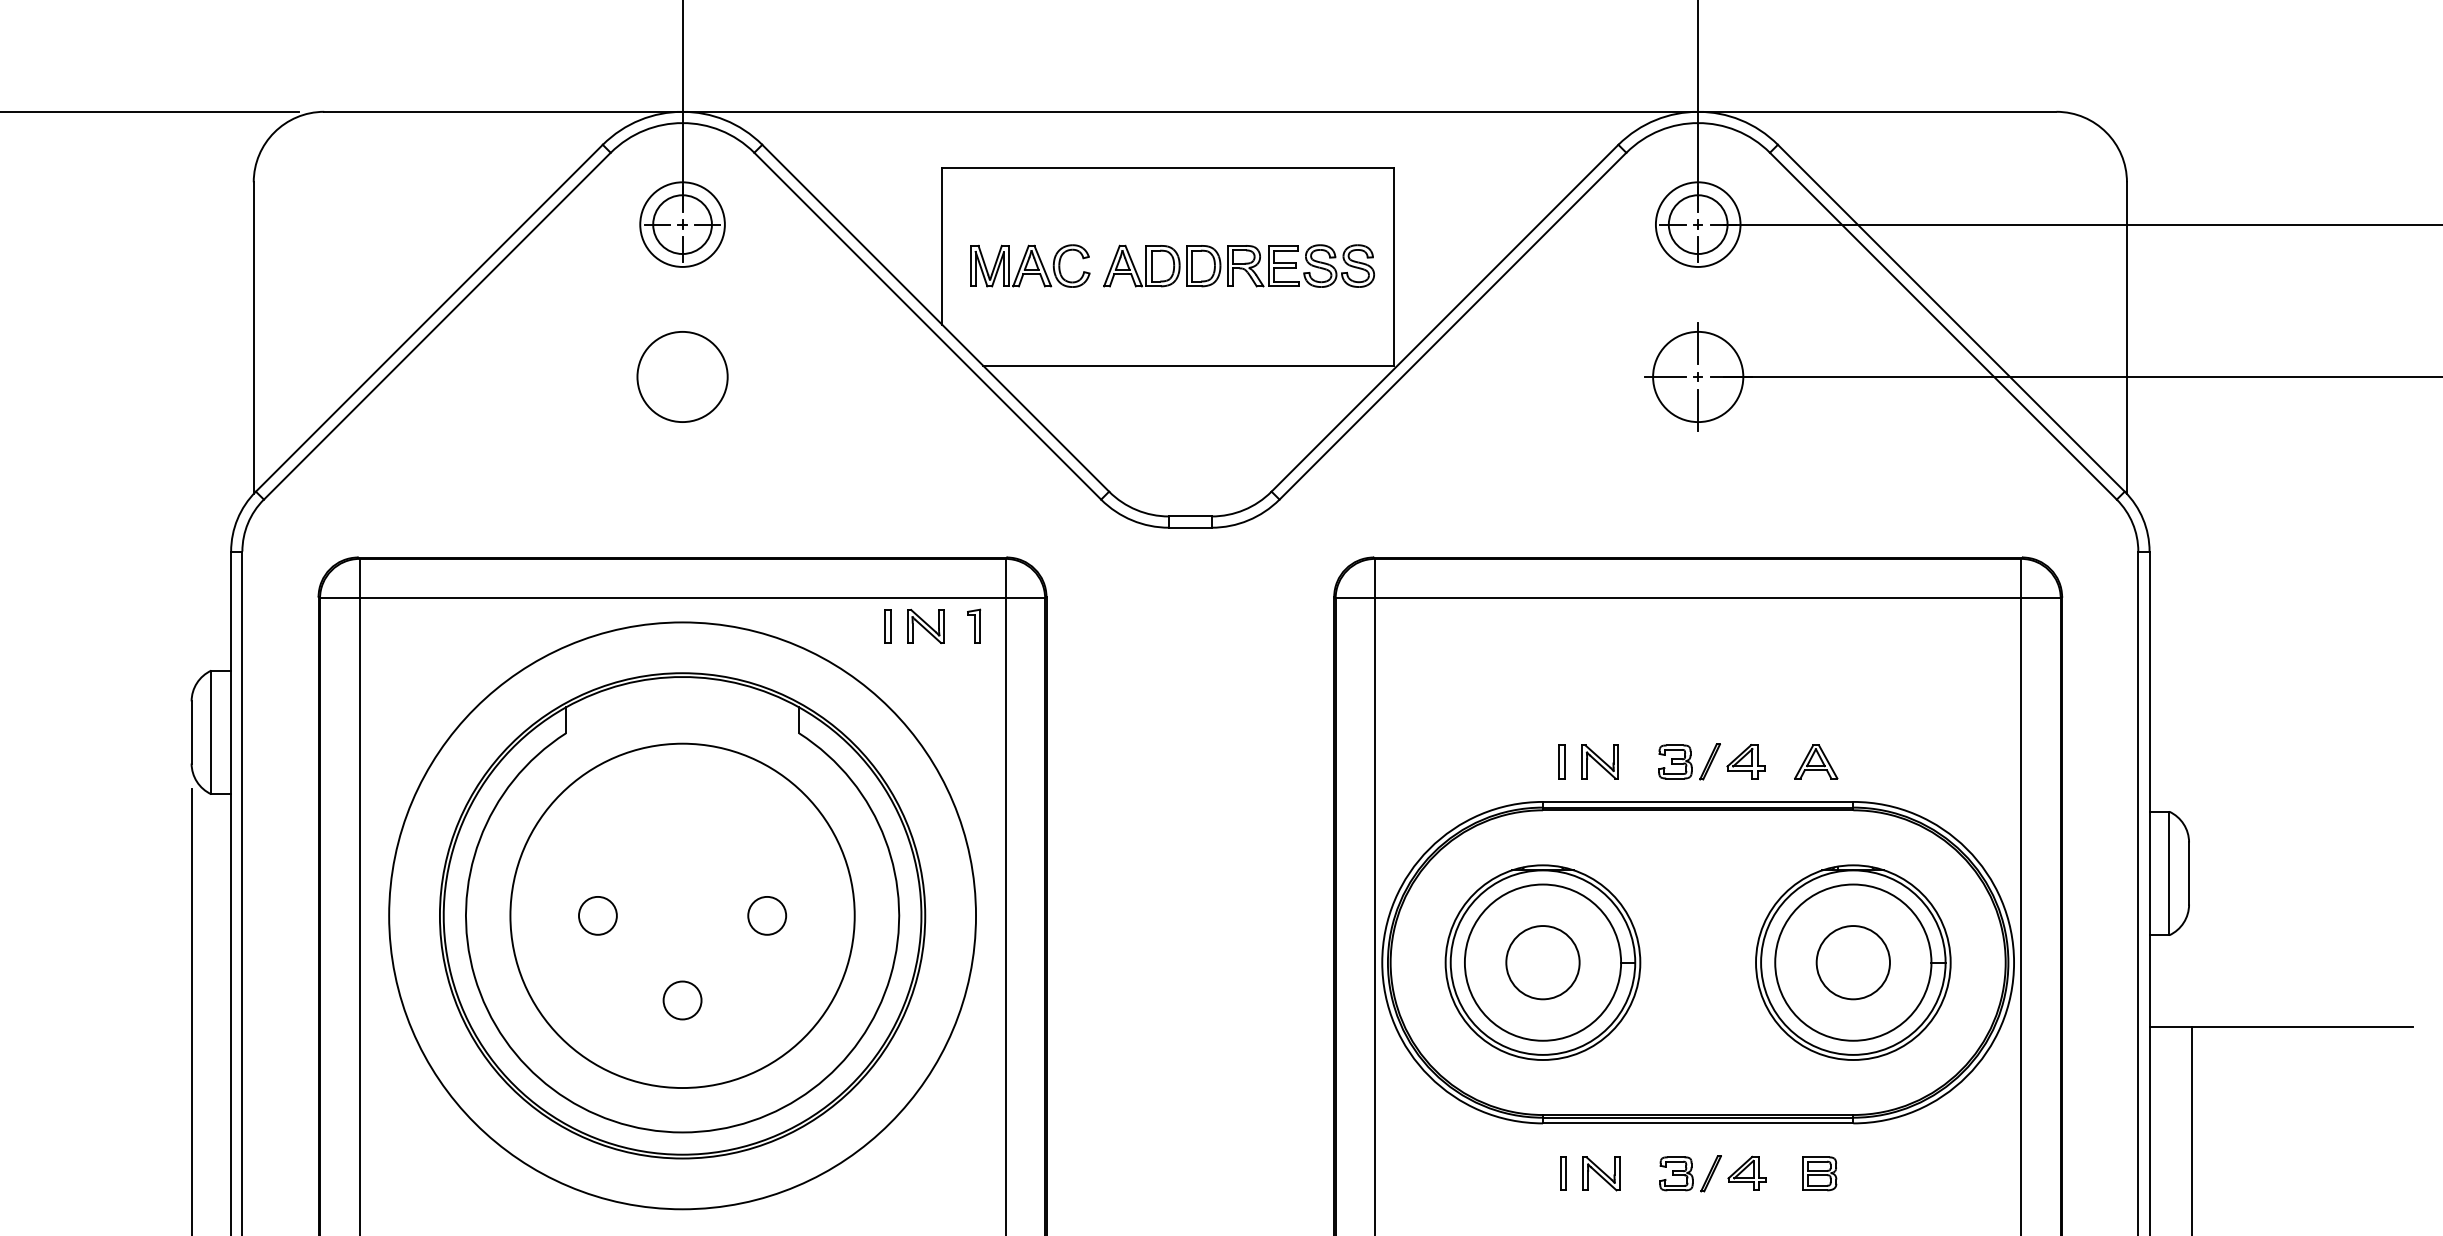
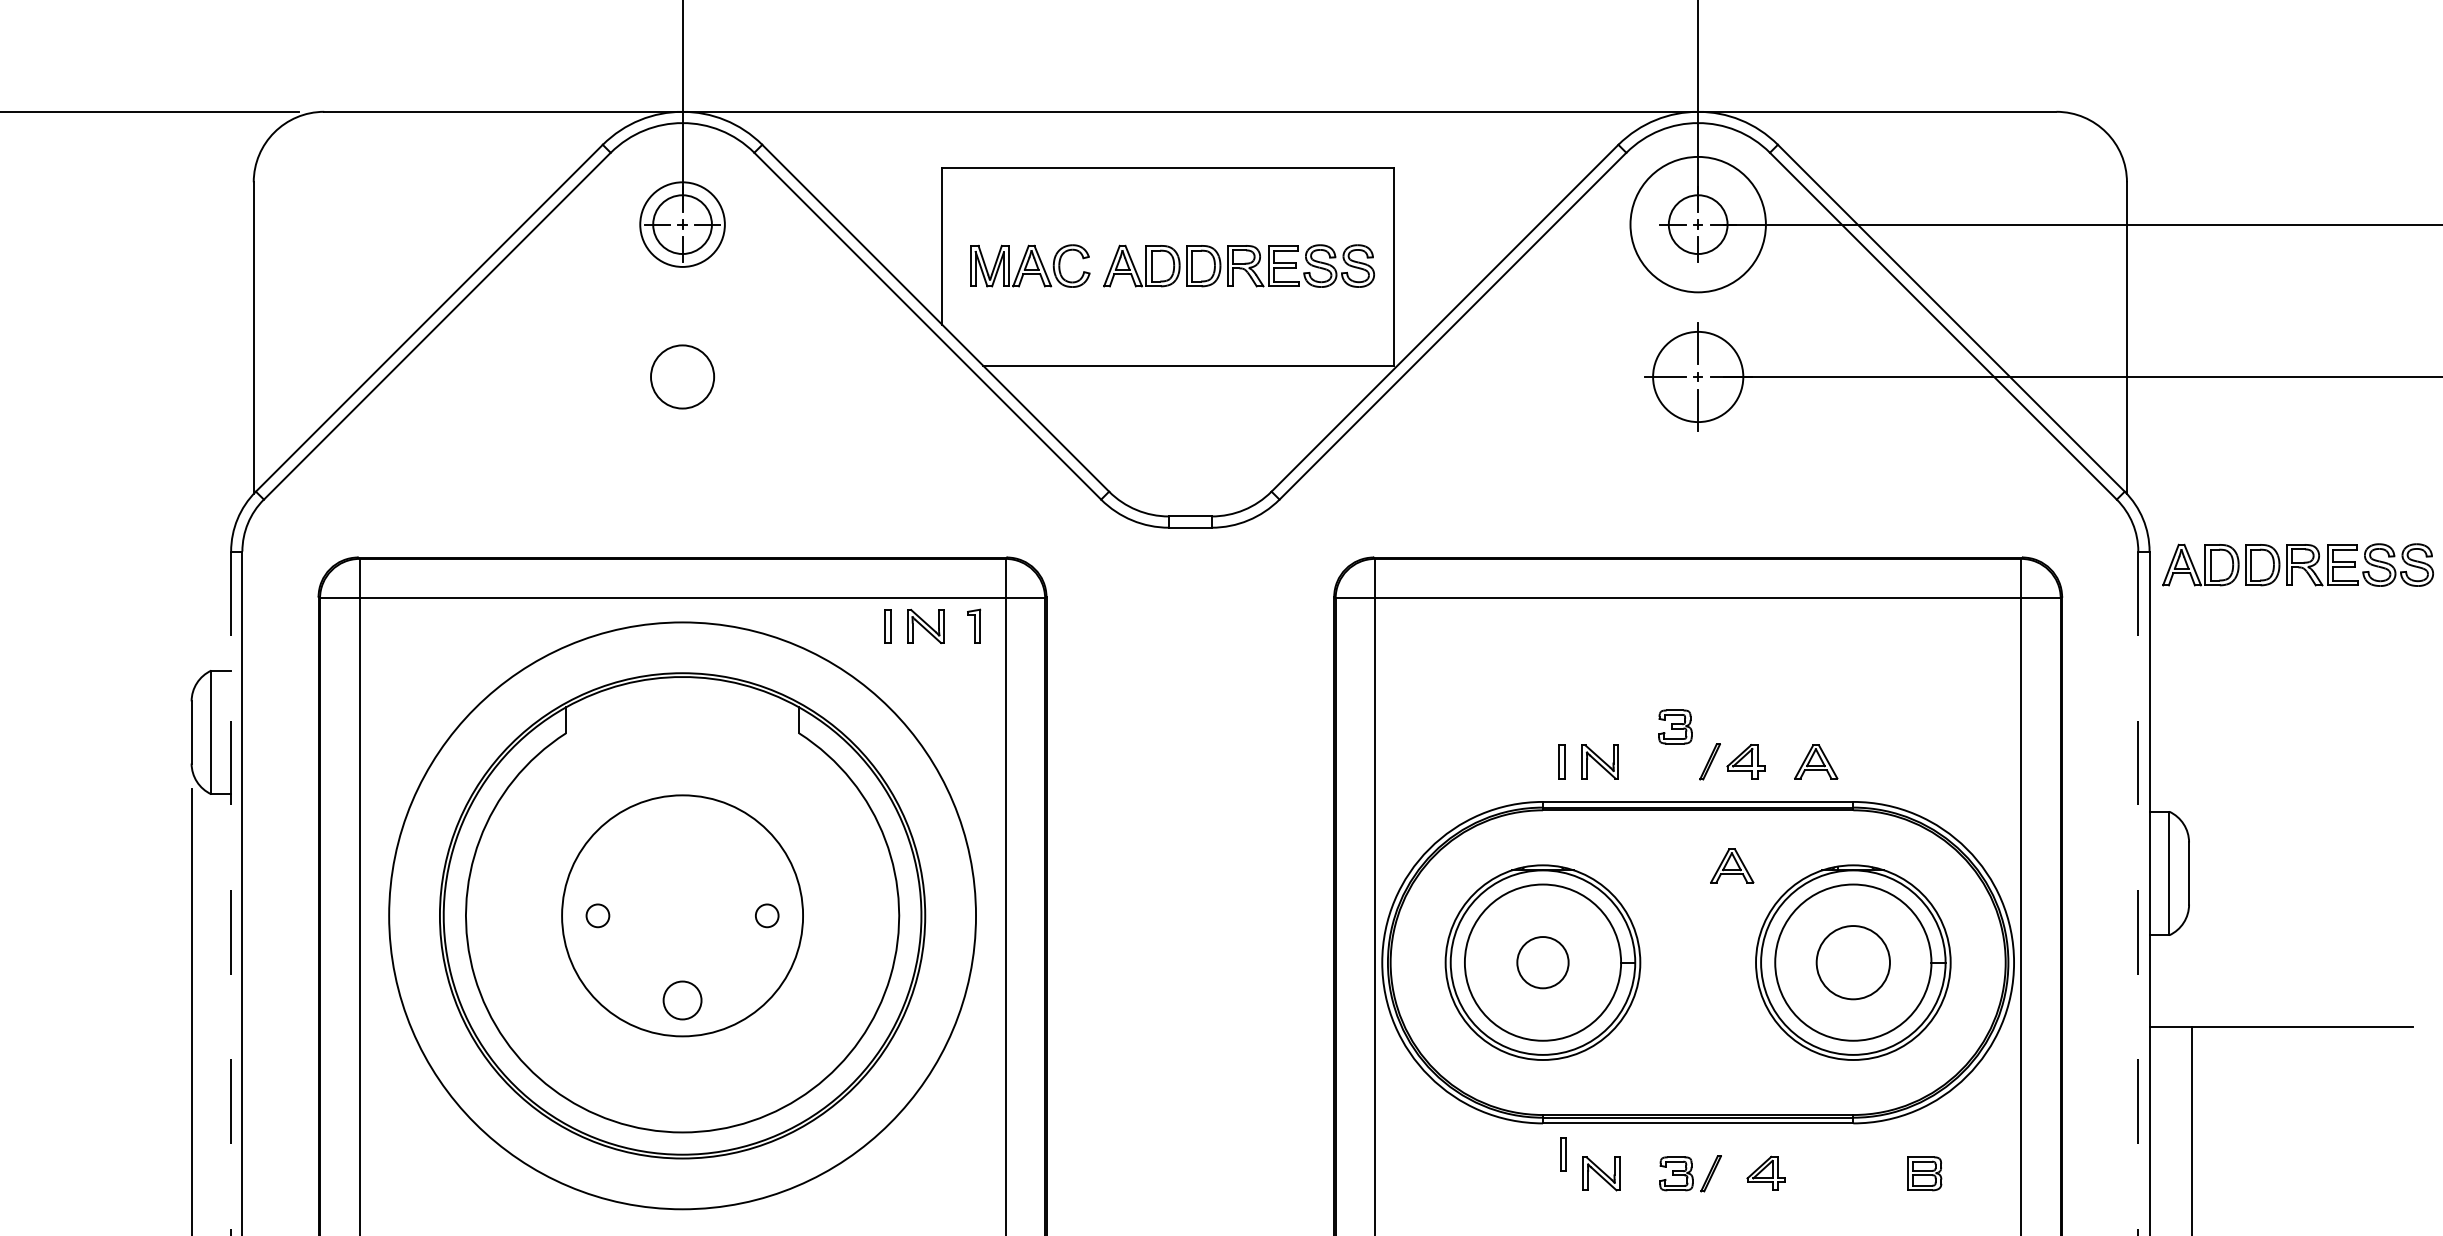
circle diameter: 85 px -> 135 px (1697, 224)
circle diameter: 90 px -> 63 px (682, 376)
part: none -> present (2297, 564)
part position: (1675, 761) -> (1675, 726) (1675, 726)
part: none -> present (1732, 865)
line: solid -> dashed (231, 893)
line: solid -> dashed (2138, 893)
circle diameter: 38 px -> 23 px (597, 915)
circle diameter: 344 px -> 241 px (682, 915)
circle diameter: 38 px -> 23 px (766, 915)
circle diameter: 73 px -> 51 px (1542, 962)
part position: (1746, 1172) -> (1765, 1172) (1765, 1172)
part position: (1563, 1173) -> (1563, 1154) (1563, 1154)
part position: (1819, 1173) -> (1924, 1173) (1924, 1173)
